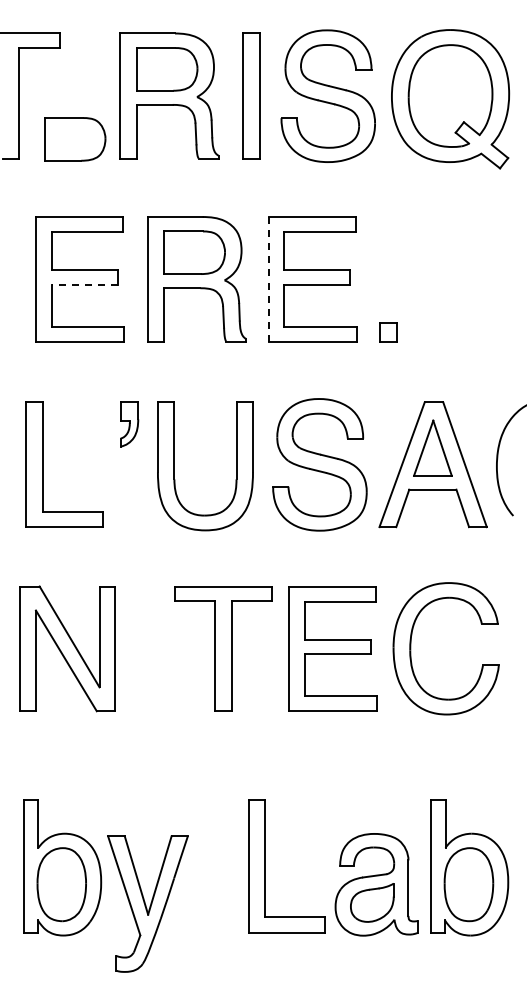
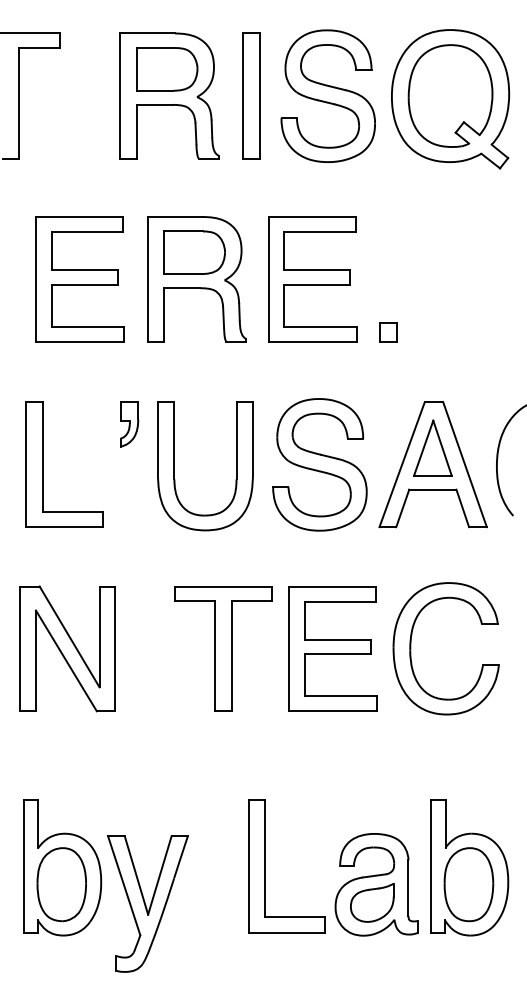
part: present -> none (75, 139)
line: dashed -> solid (268, 278)
line: dashed -> solid (84, 284)
